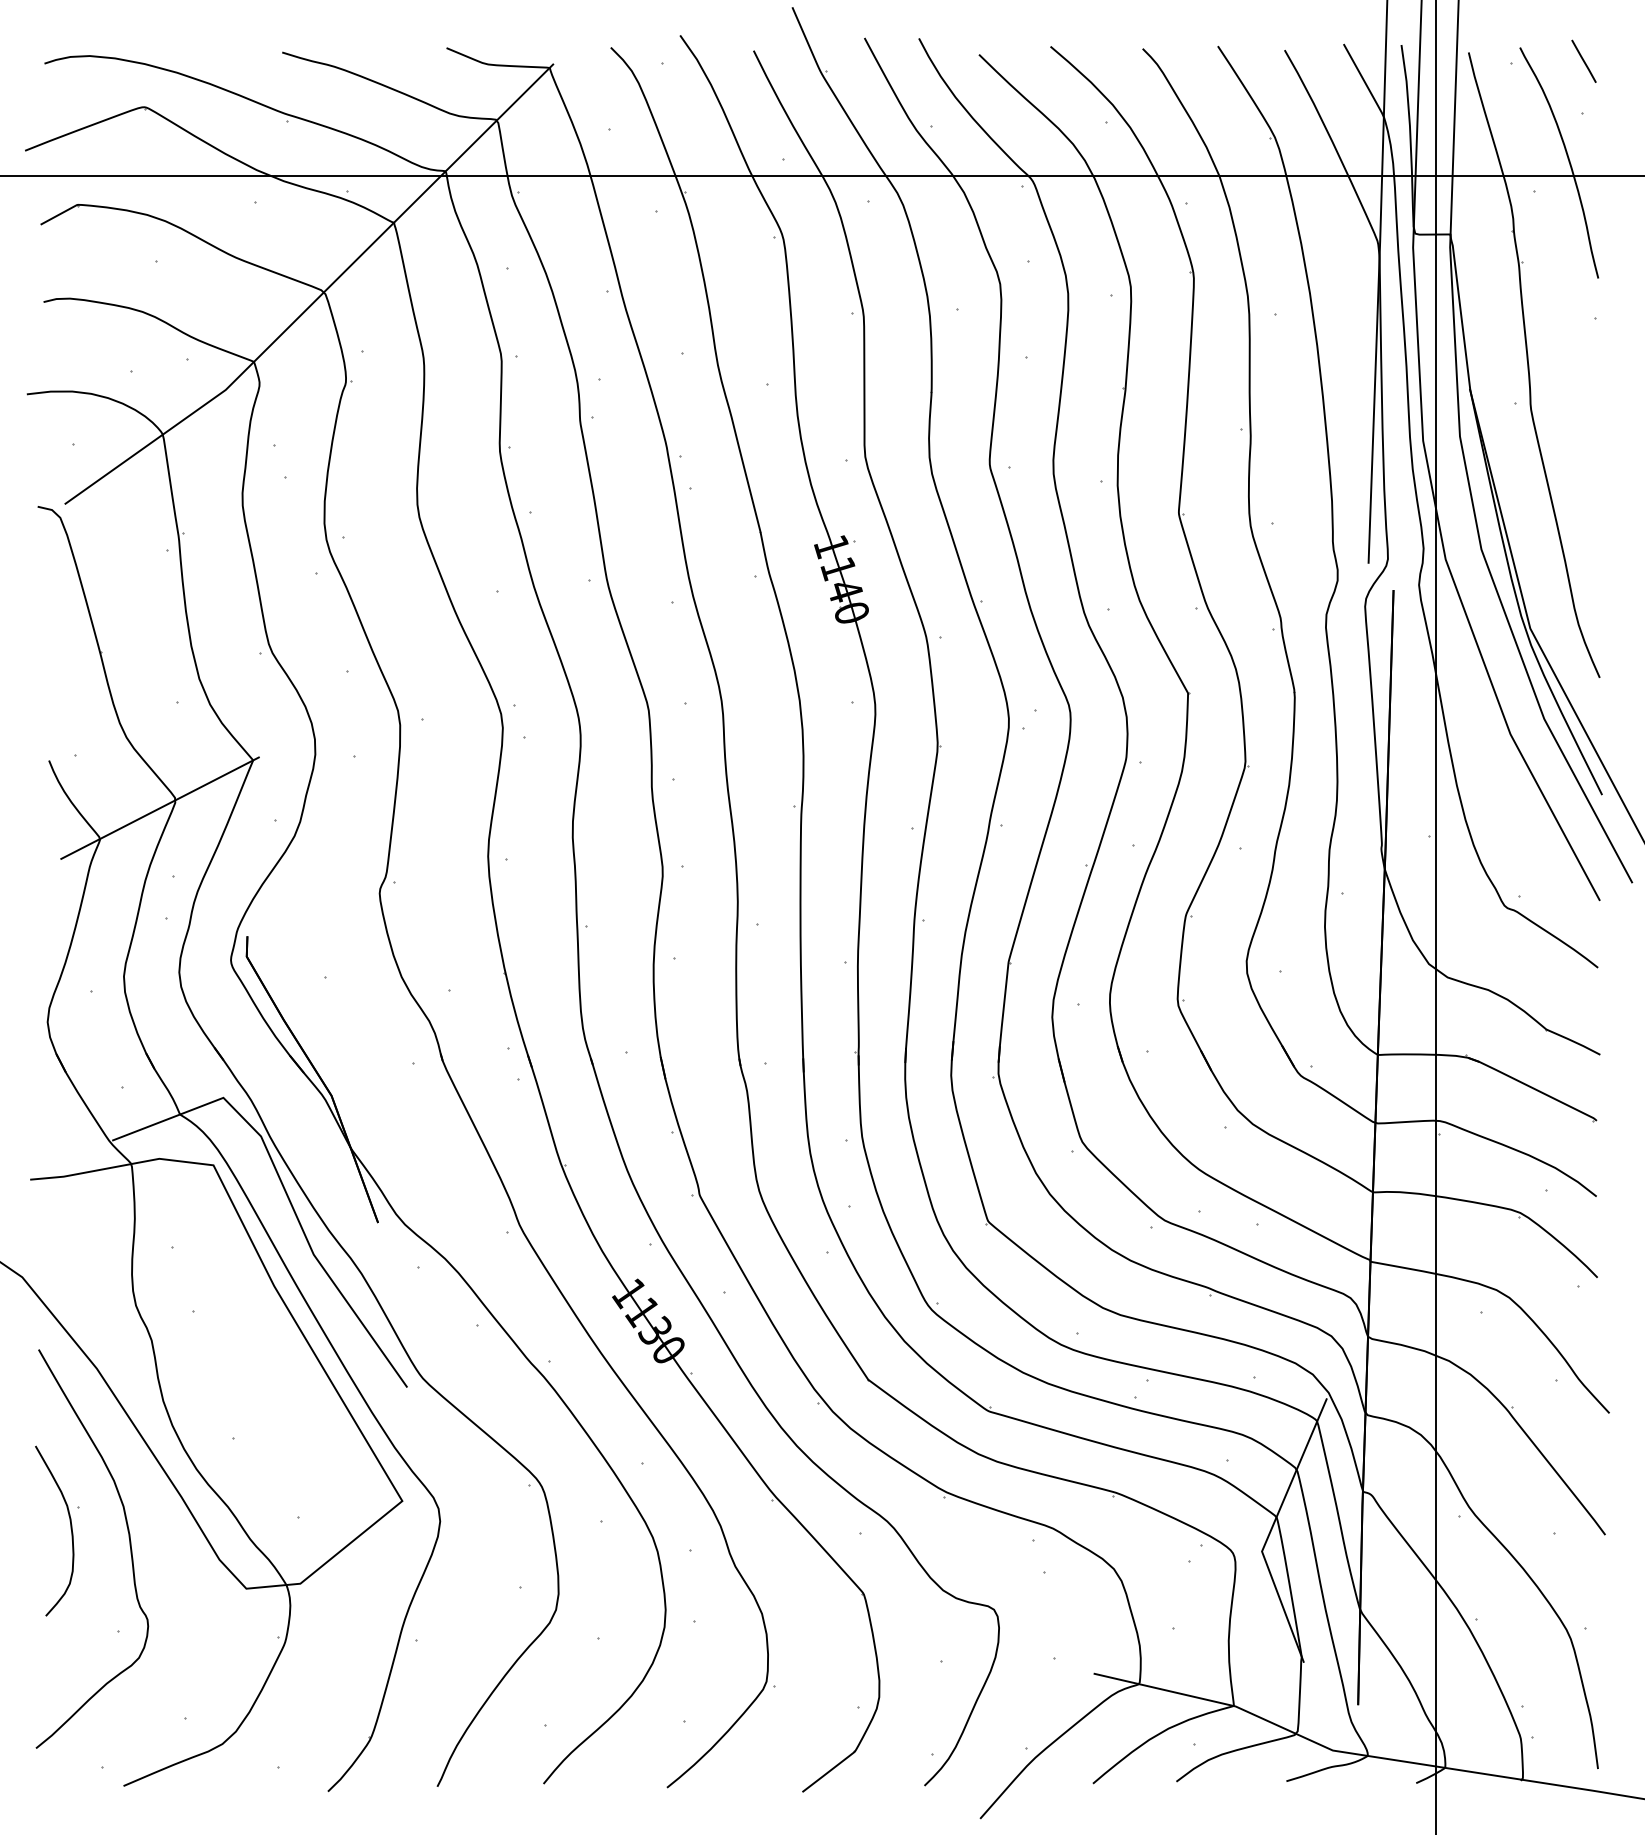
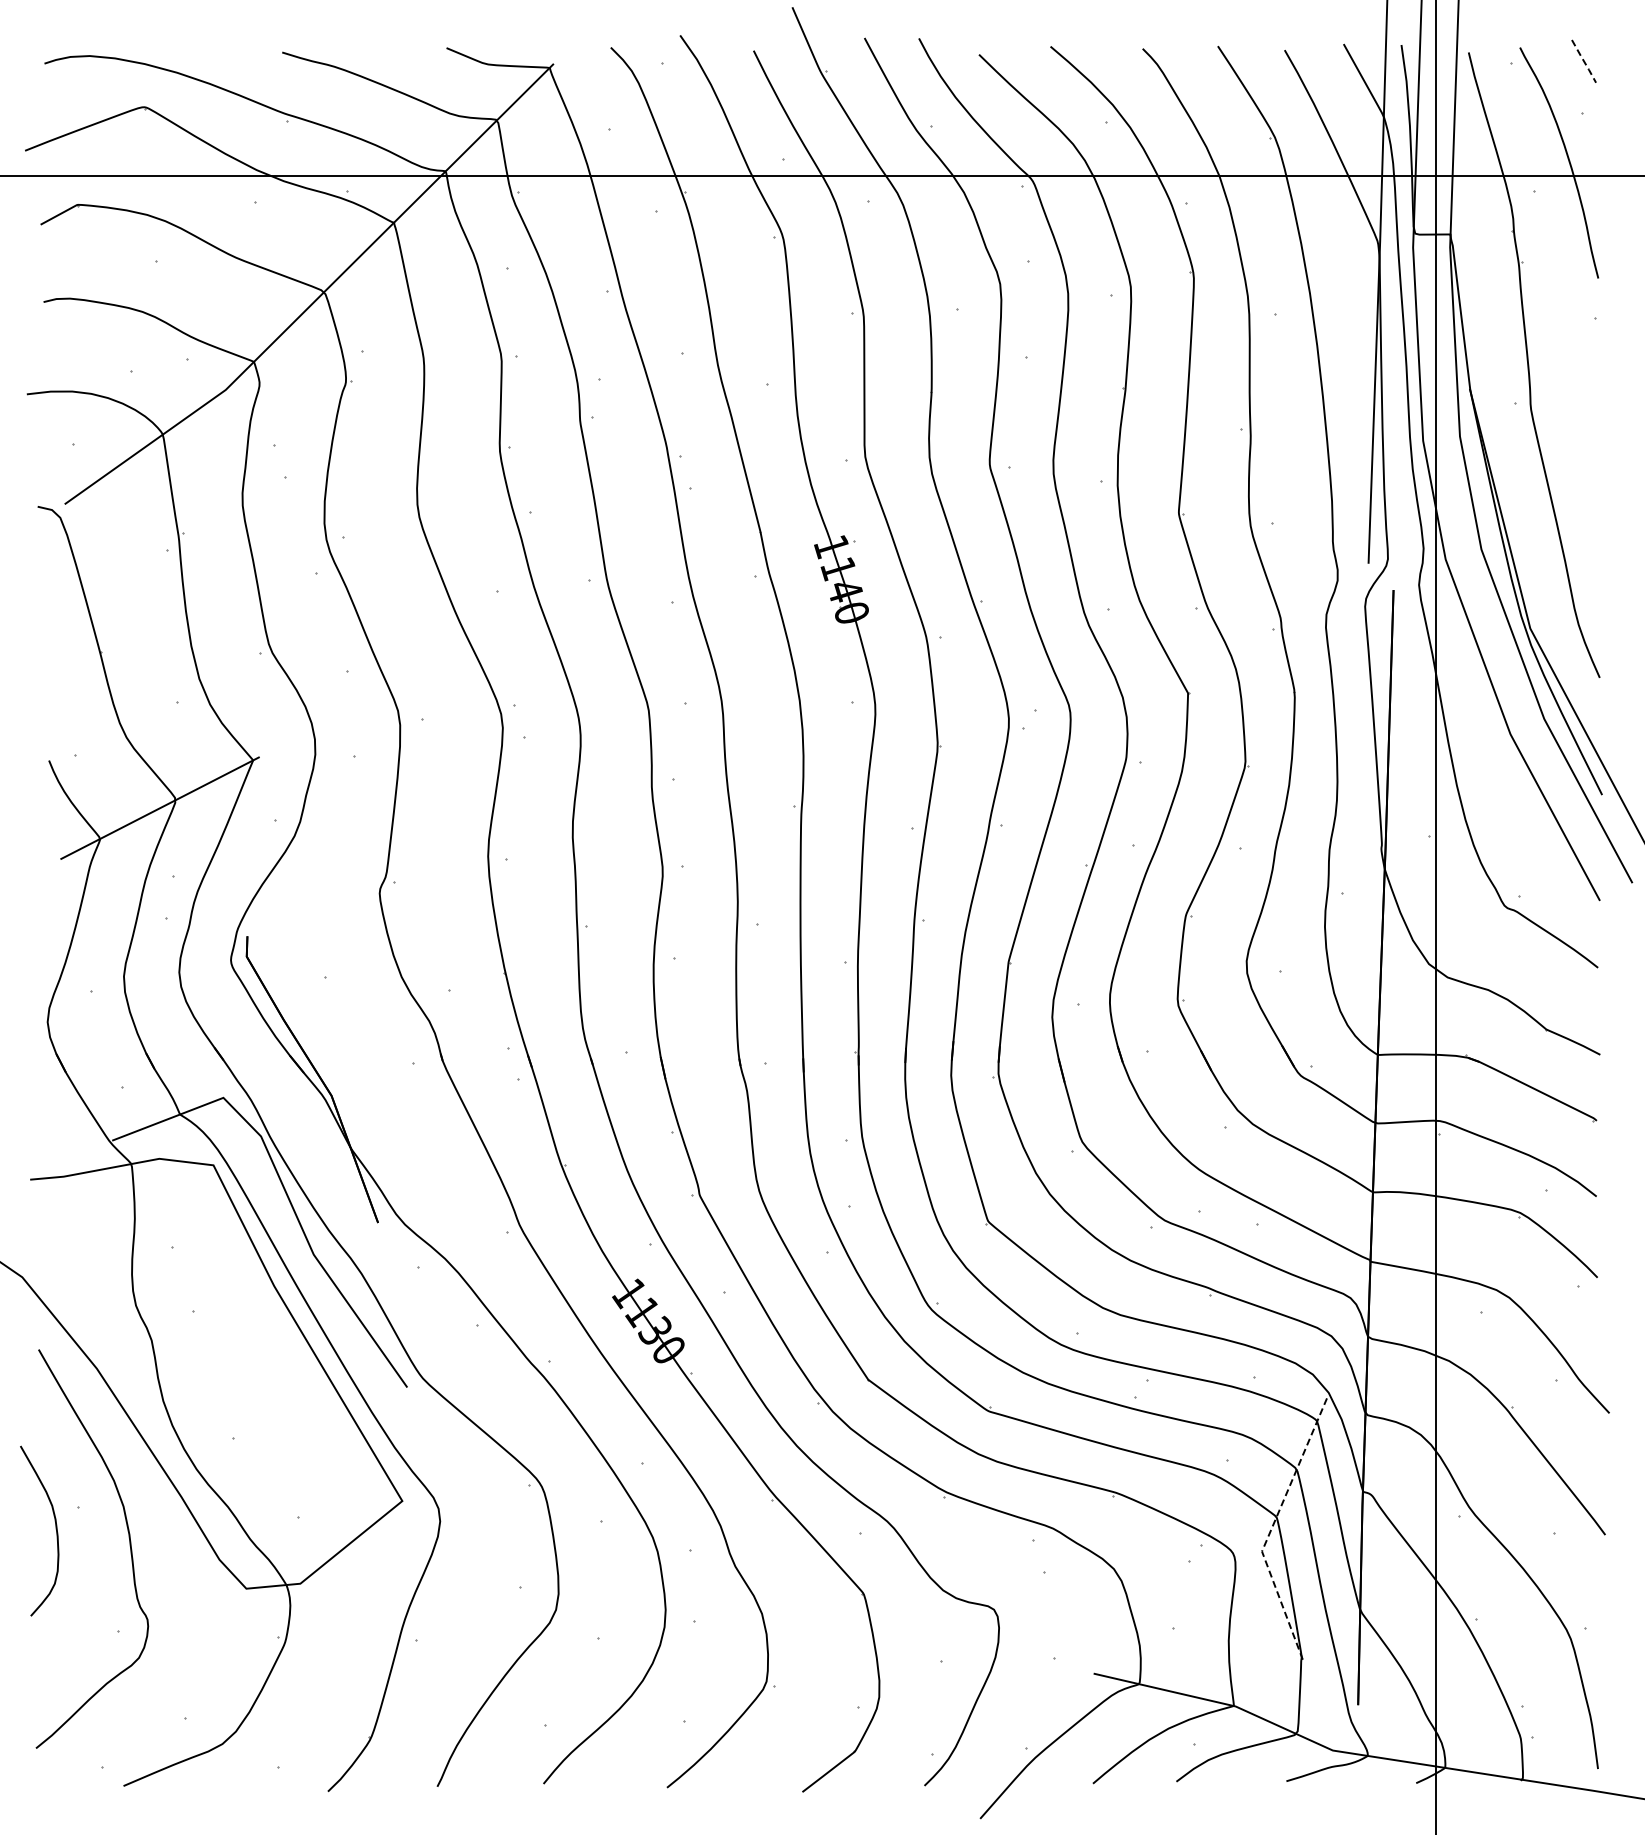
line: solid -> dashed (1583, 61)
curve position: (70, 1529) -> (55, 1529) (55, 1529)
line: solid -> dashed (1270, 1530)
